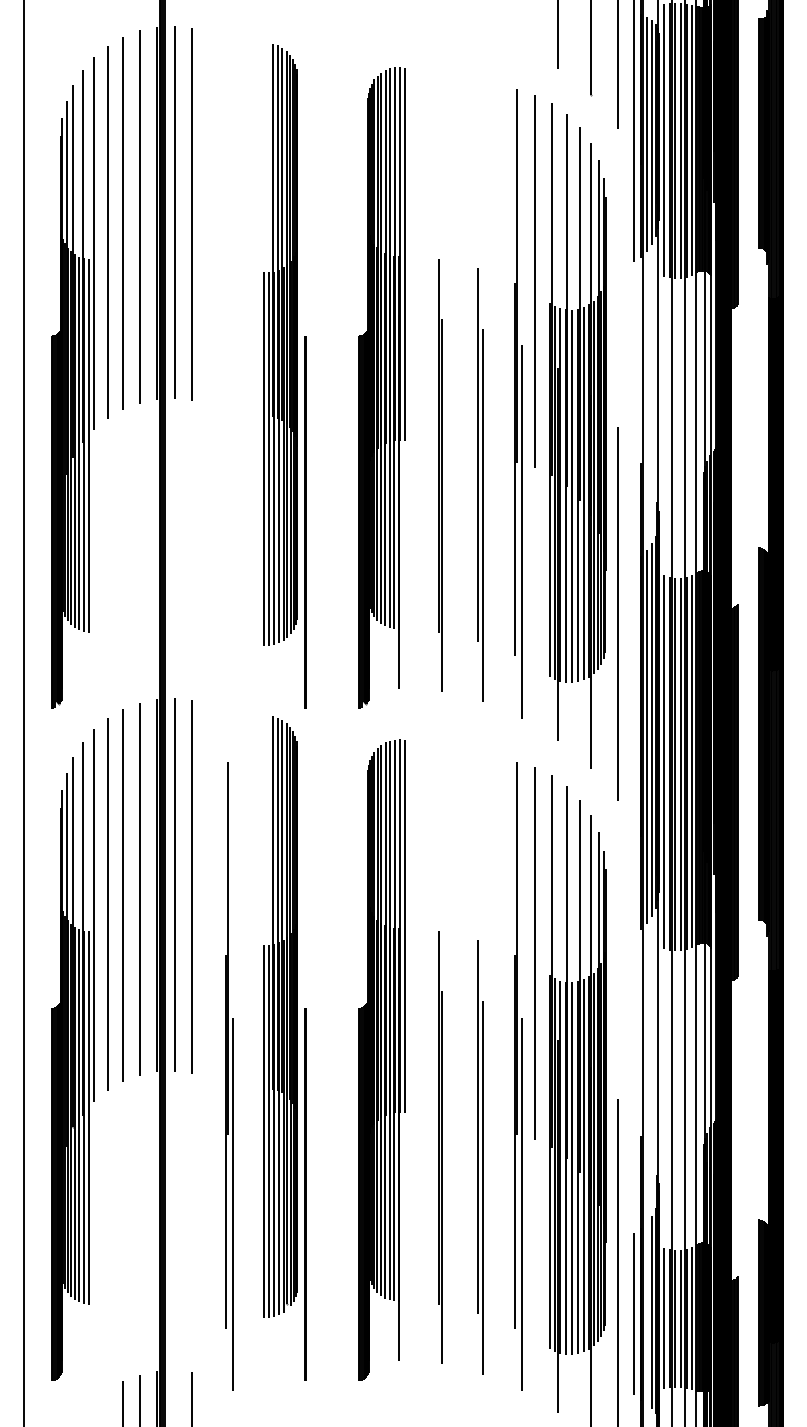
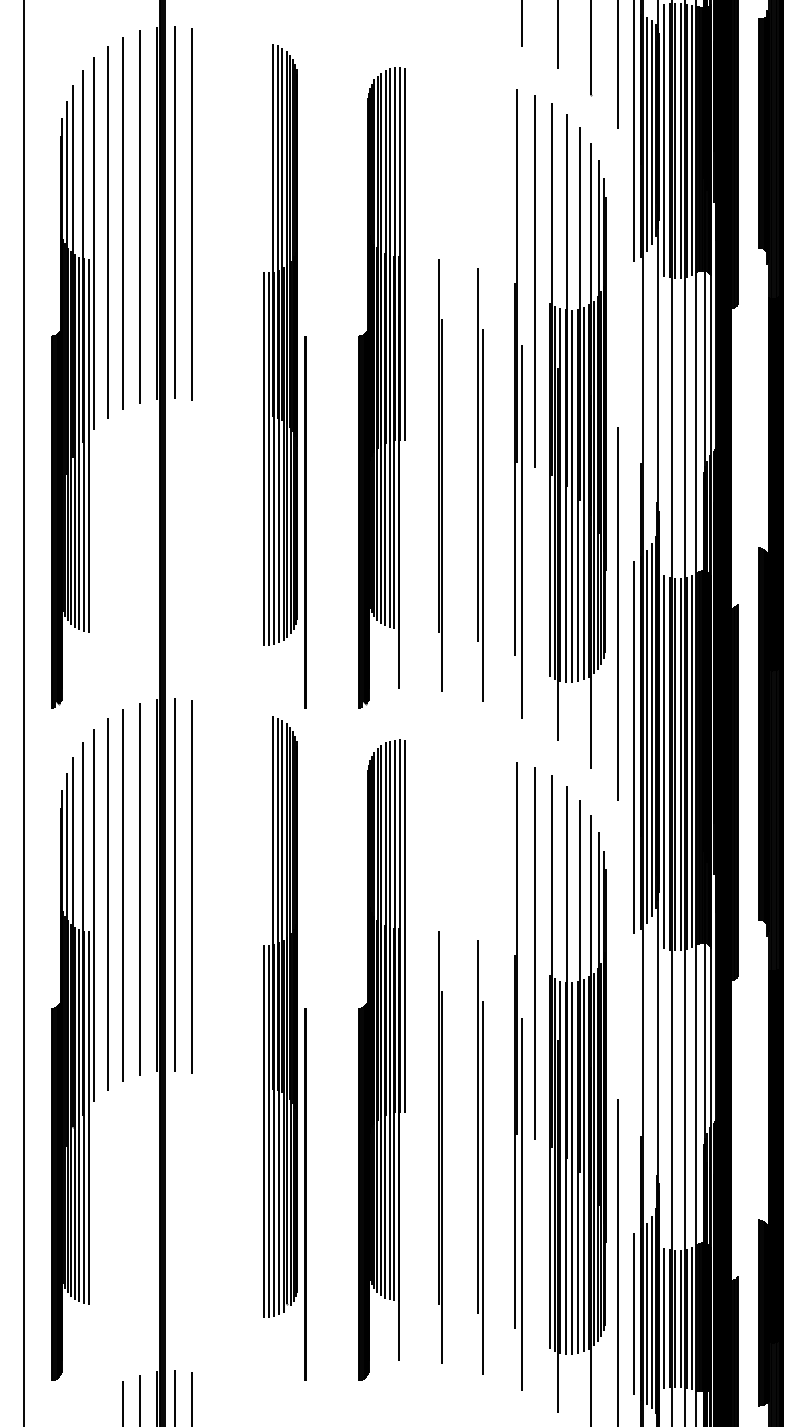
line: none -> present (521, 24)
line: none -> present (634, 747)
part: present -> none (229, 1076)
line: none -> present (647, 1313)
line: none -> present (174, 1396)
